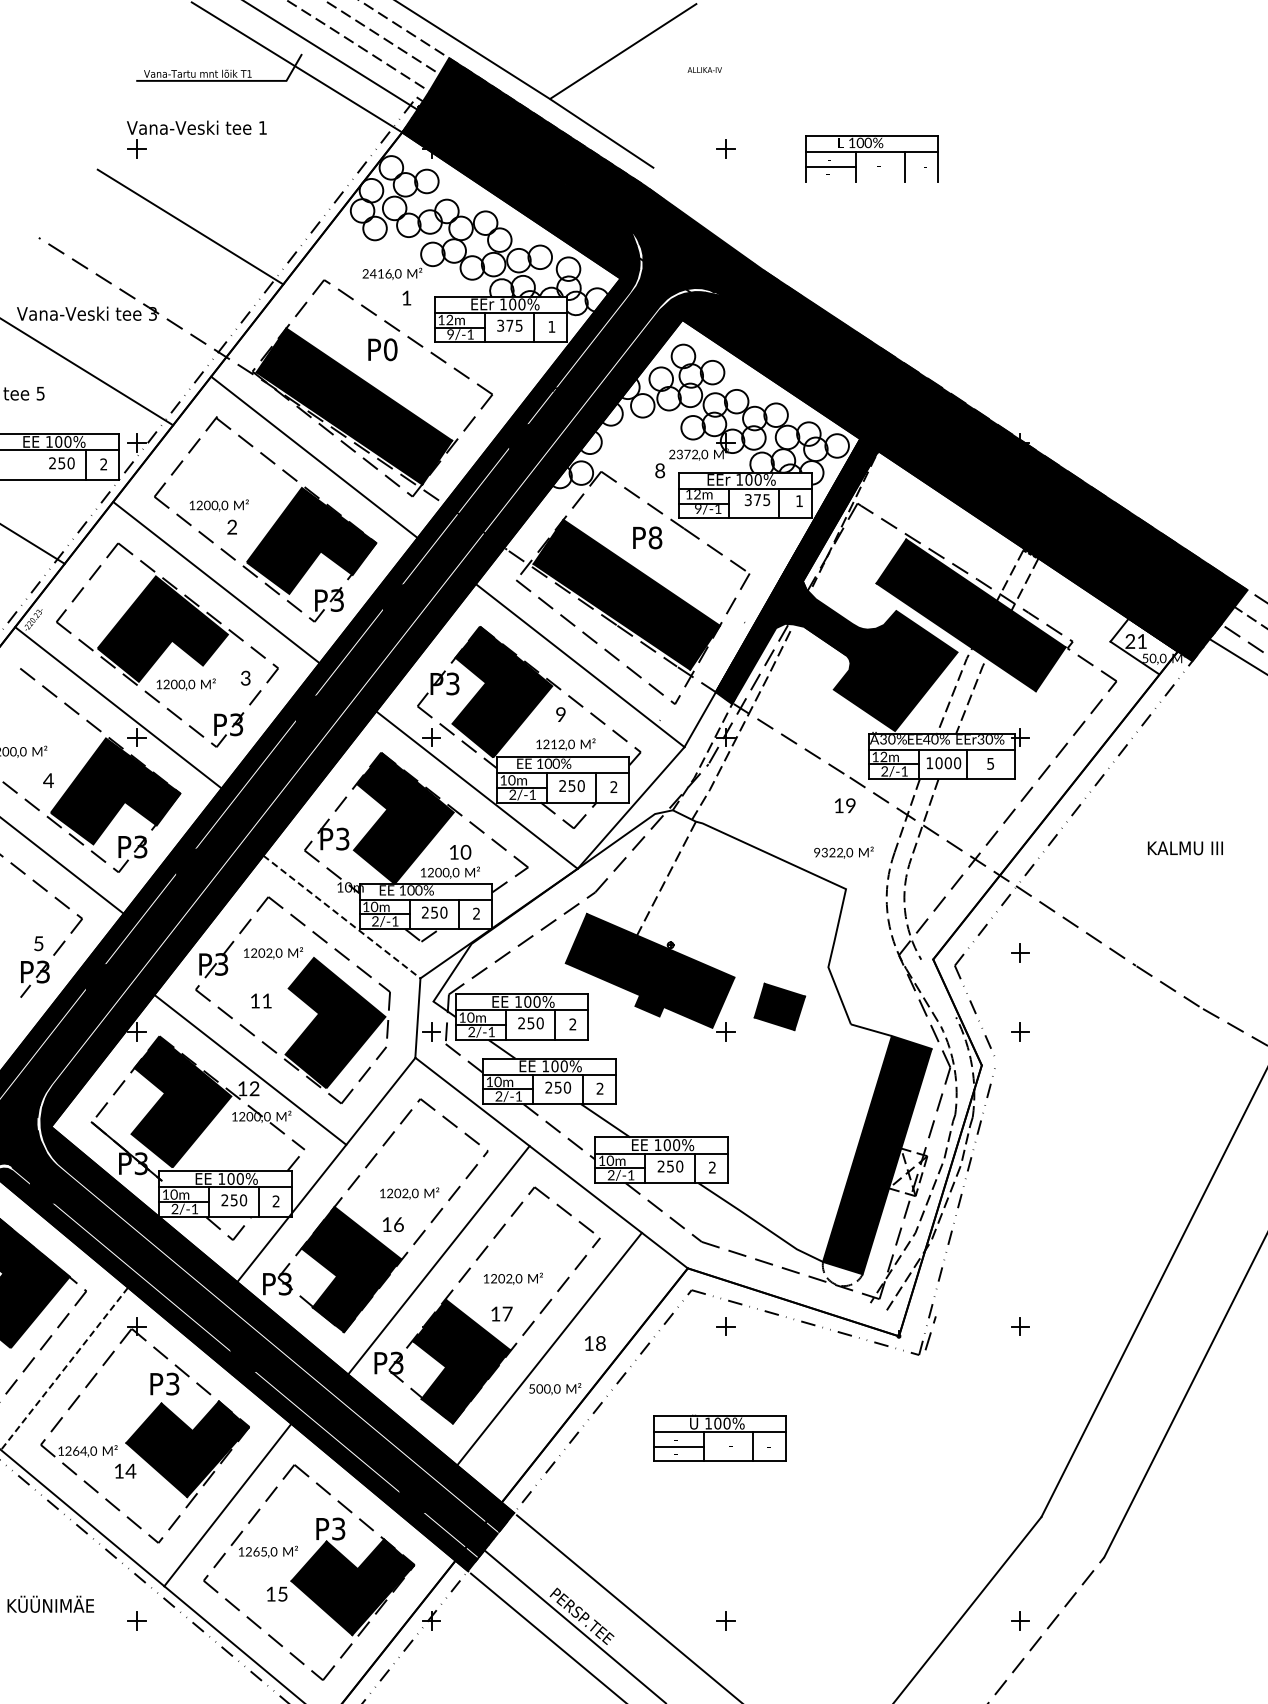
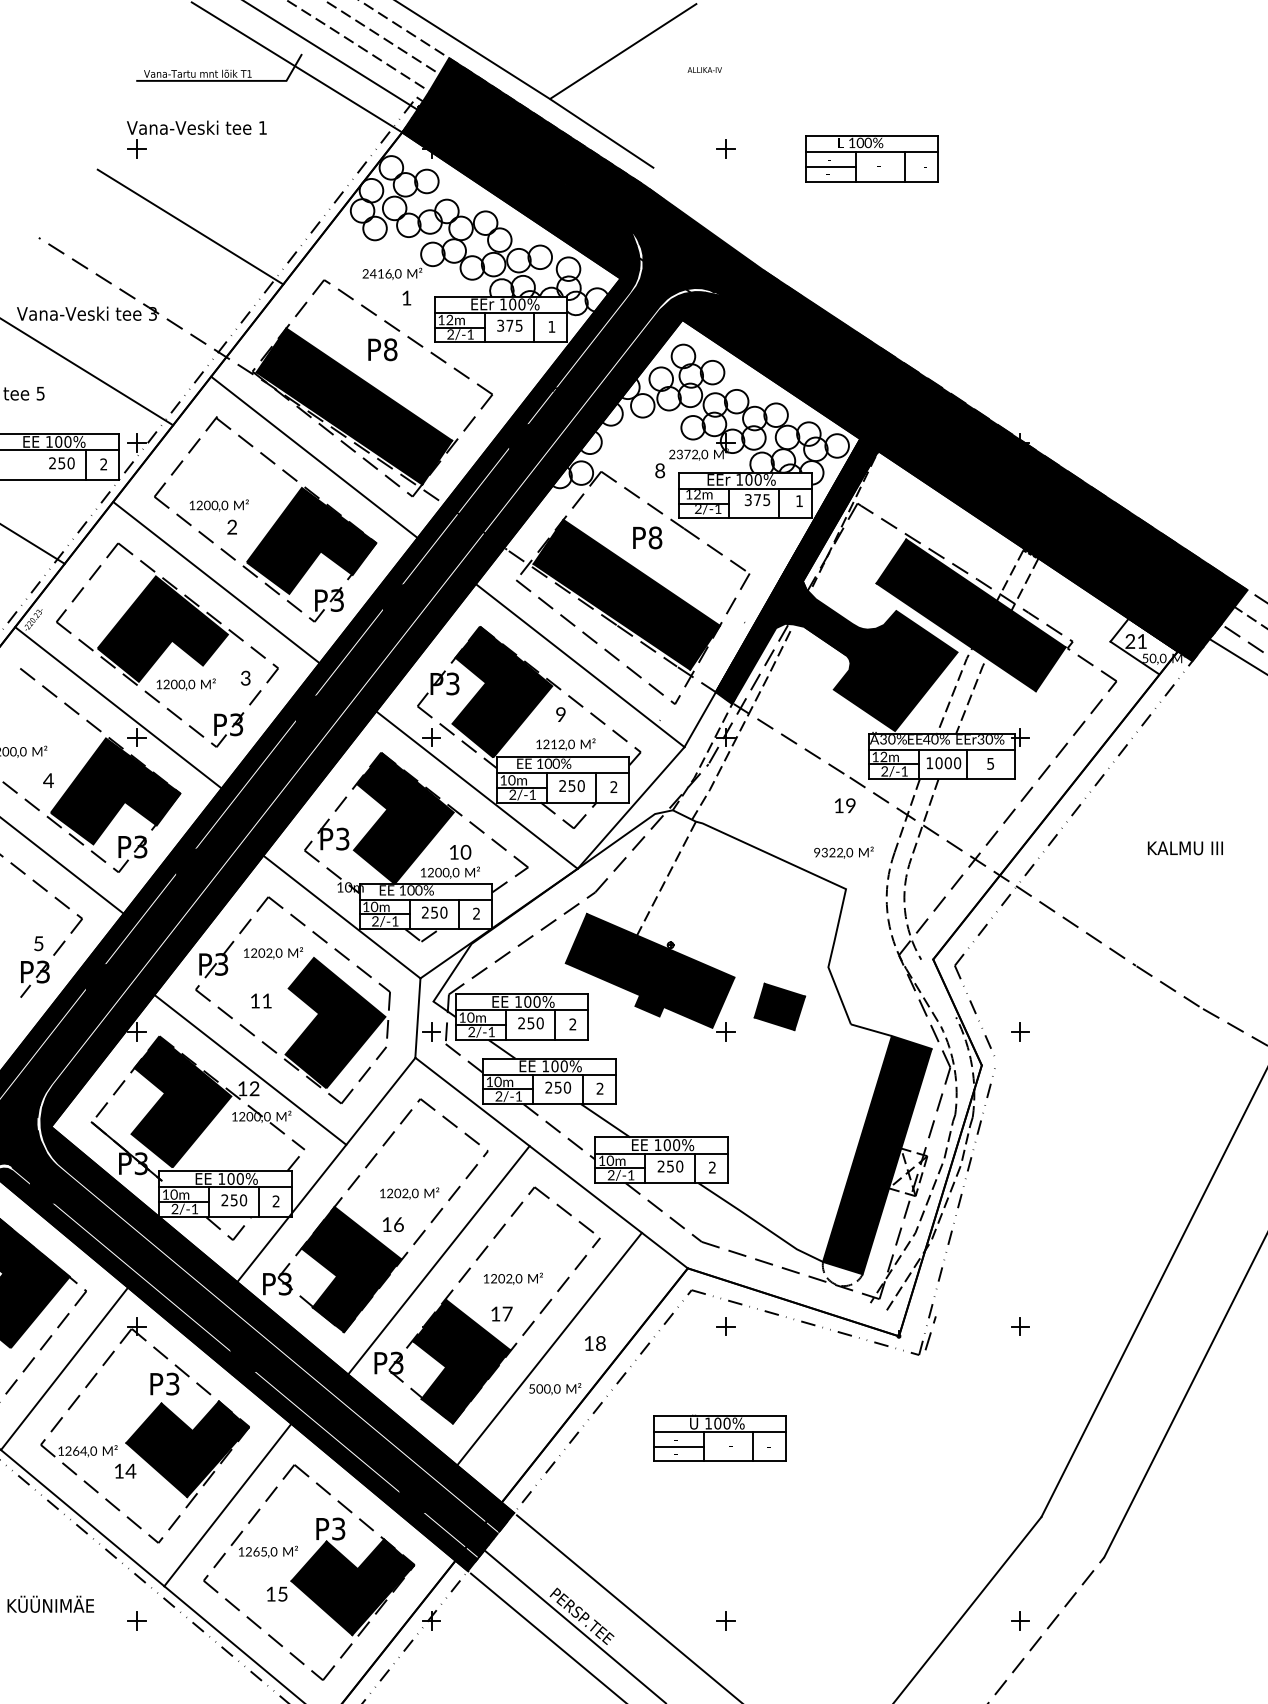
line: none -> present (871, 181)
text: 9 -> 2 (450, 335)
text: P0 -> P8 (390, 349)
text: 9 -> 2 (697, 509)
line: dashed -> solid (341, 917)
part: present -> none (1020, 952)
line: dashed -> solid (64, 1369)
